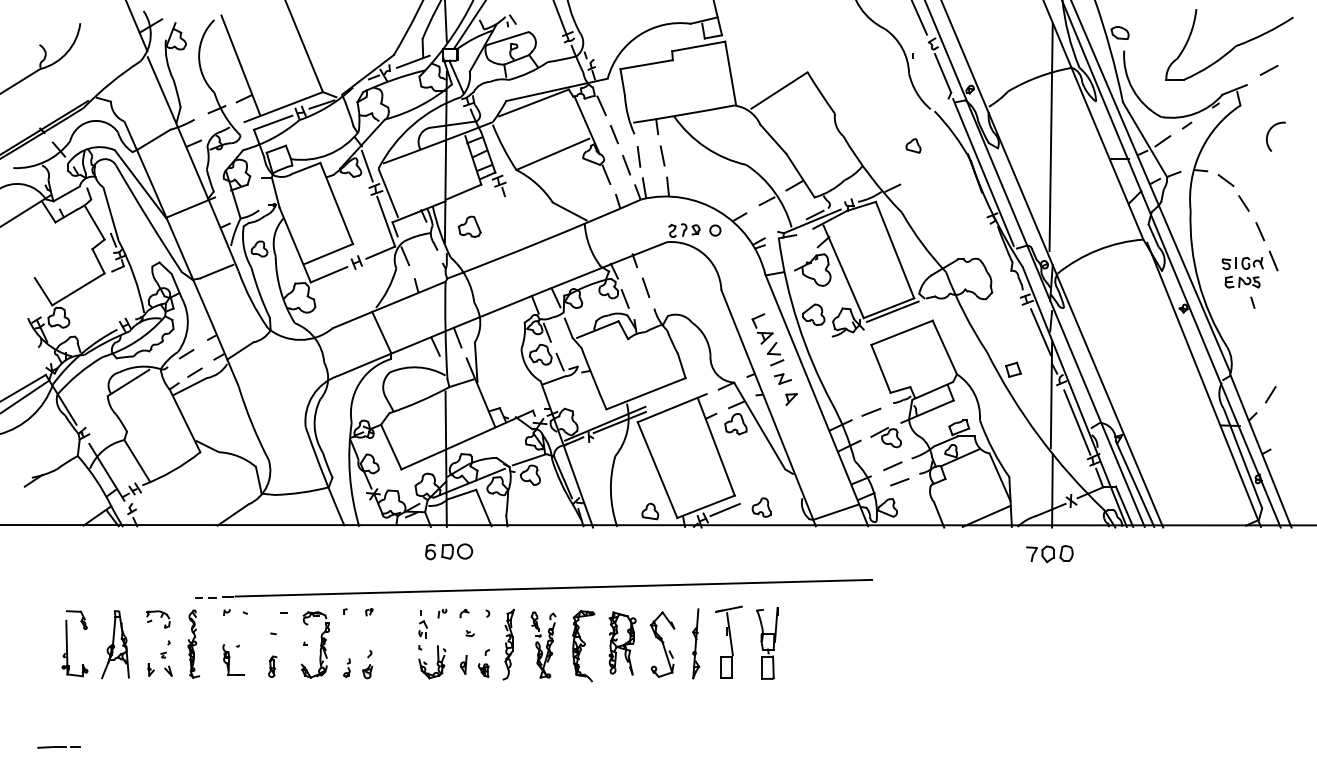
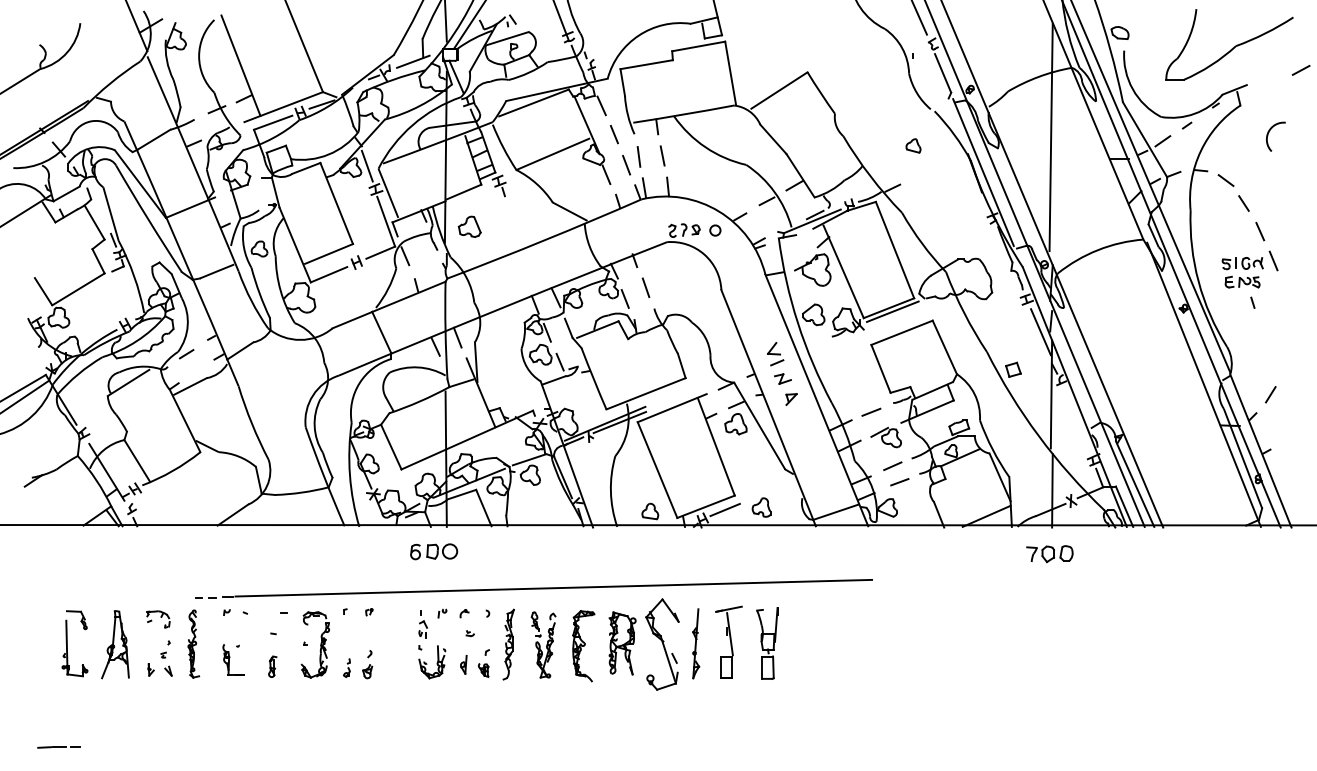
line position: (1268, 69) -> (1300, 69) (1300, 69)
part: present -> none (762, 328)
line: present -> none (194, 372)
line: present -> none (1077, 422)
part position: (449, 551) -> (434, 551) (434, 551)
part size: 26x68 px -> 35x93 px (662, 644)
